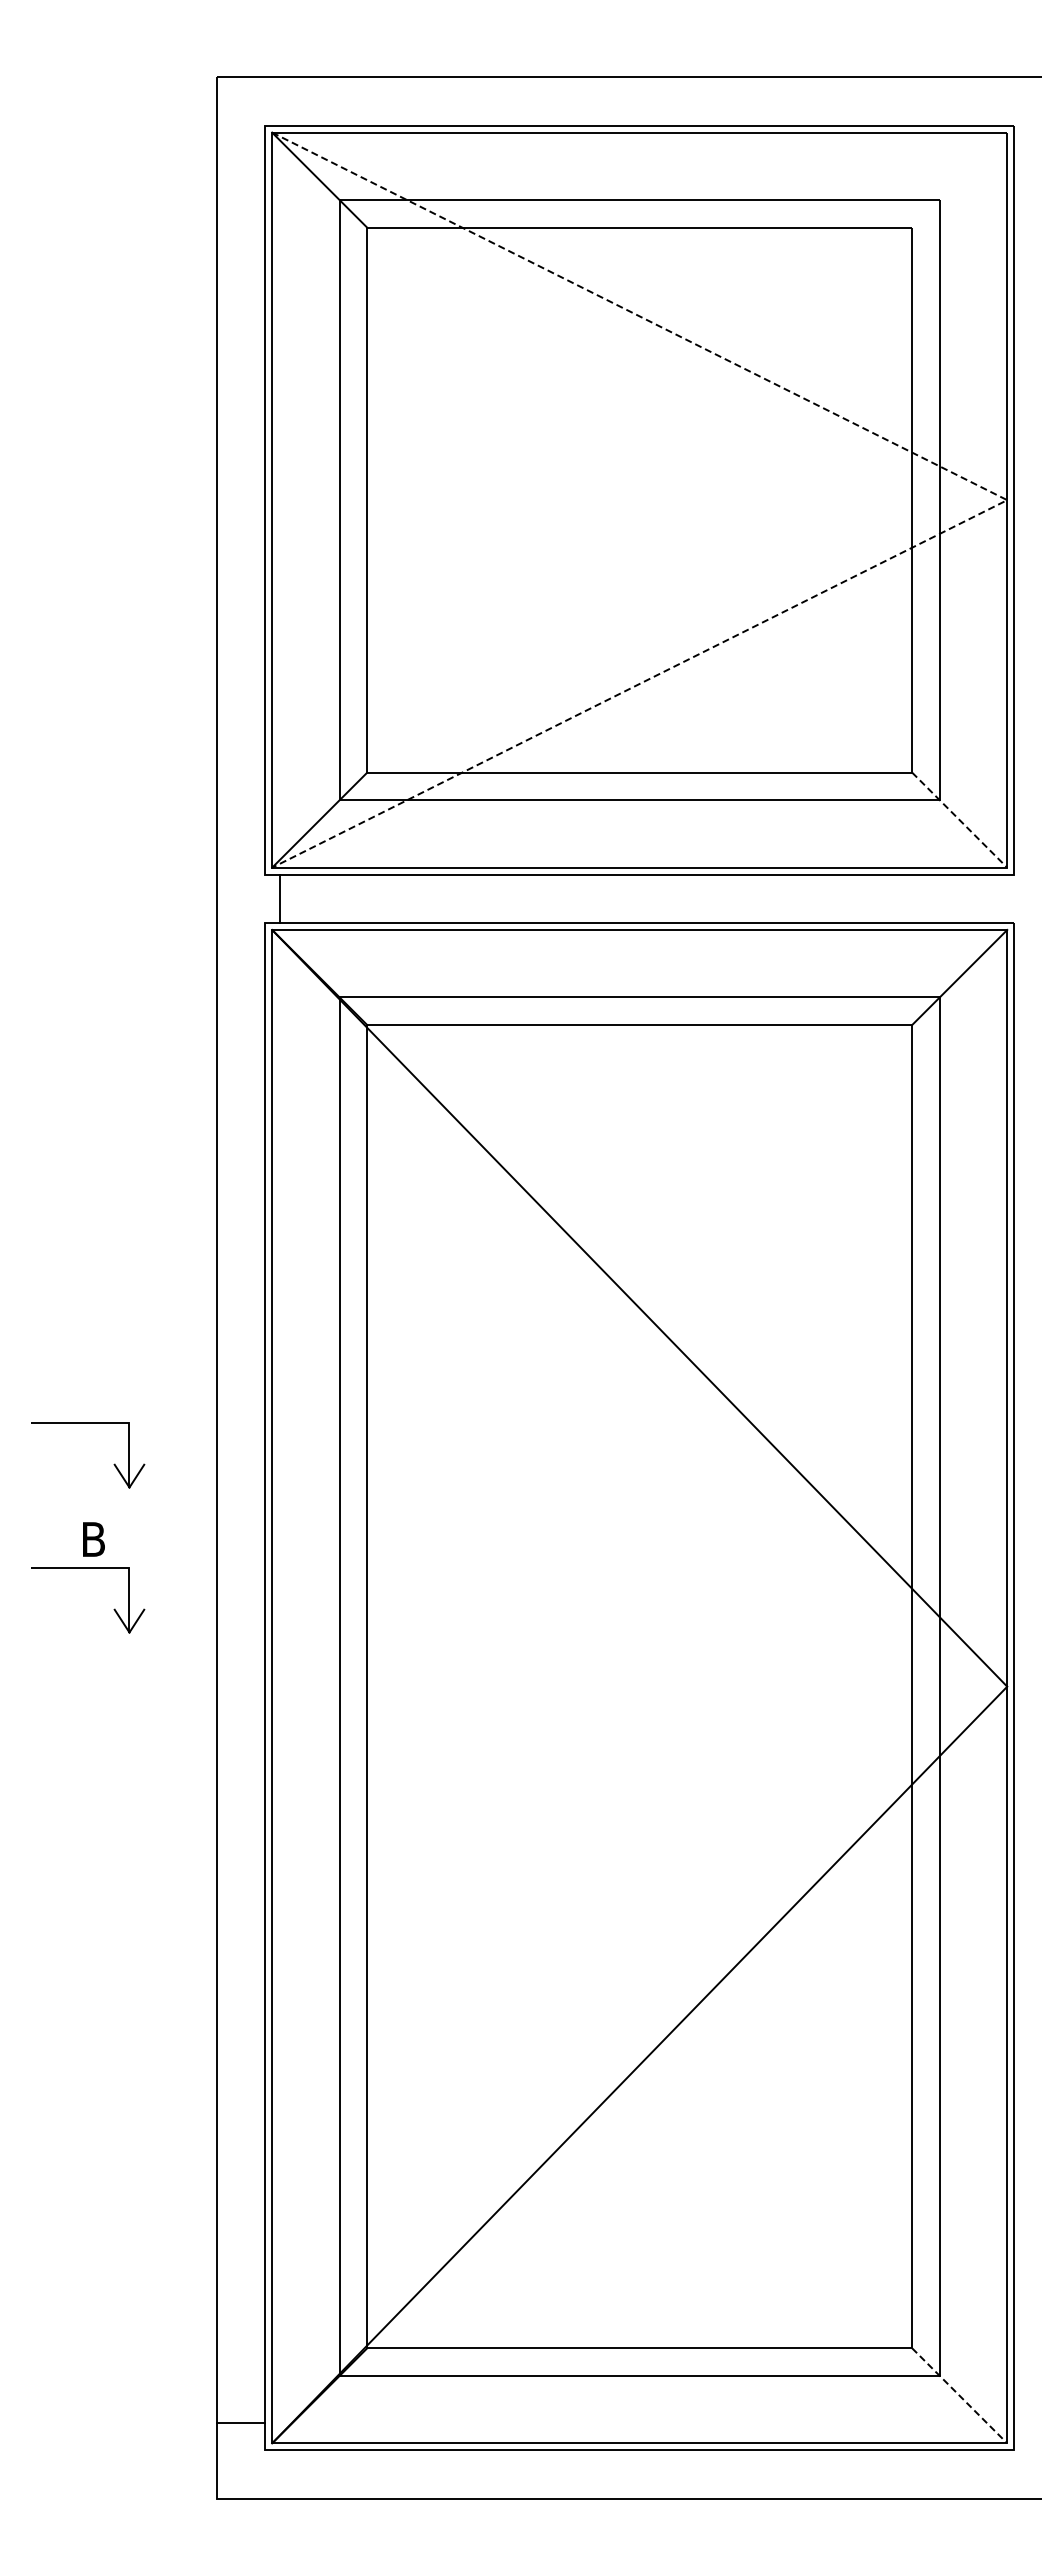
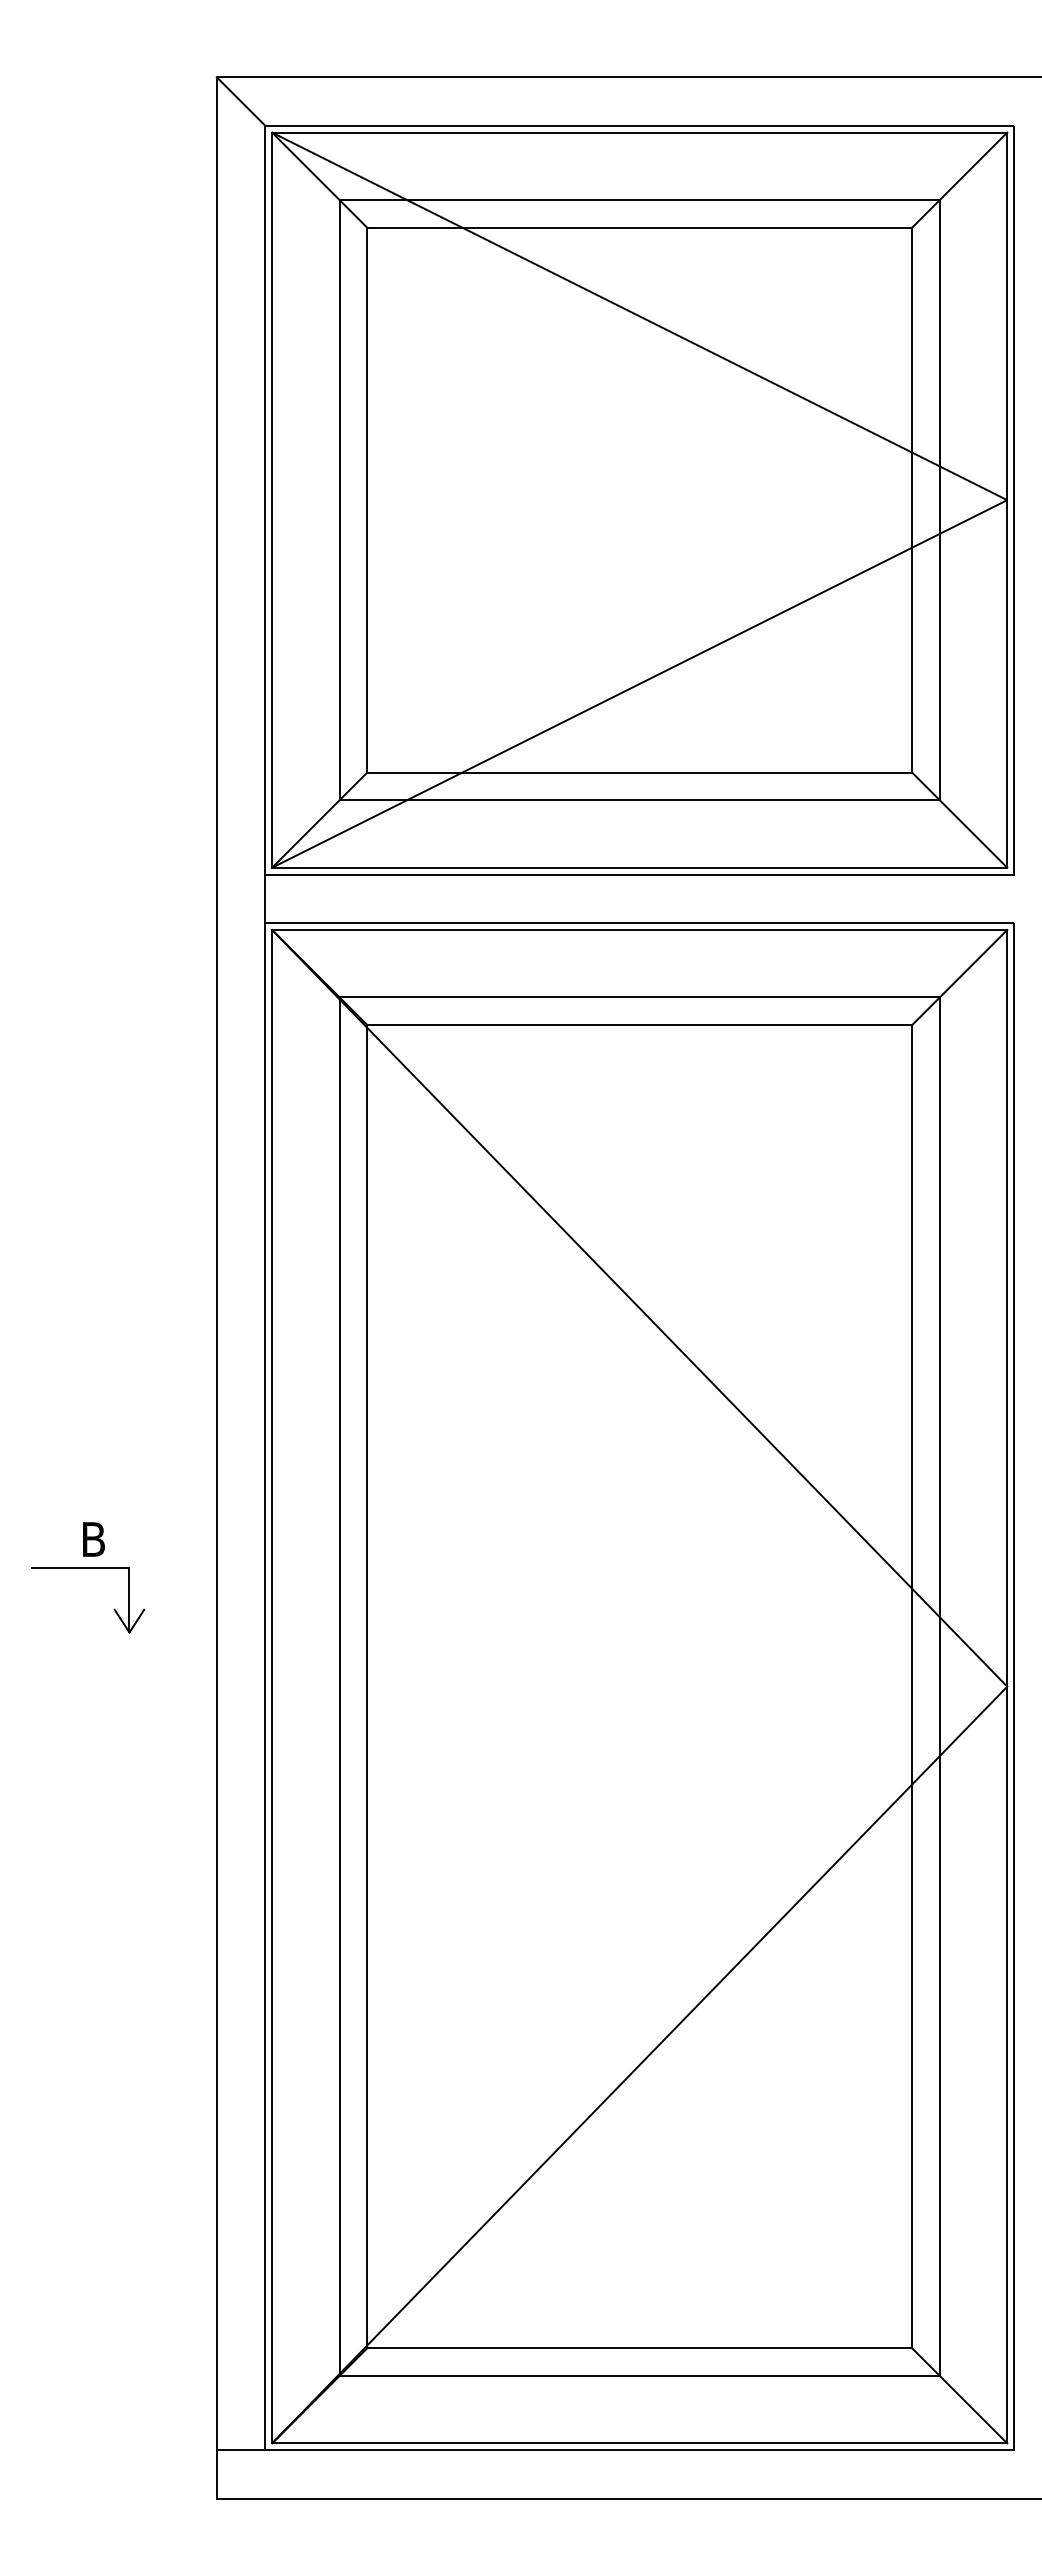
line: none -> present (240, 101)
line: none -> present (959, 179)
line: dashed -> solid (1007, 500)
line: dashed -> solid (960, 820)
line position: (280, 898) -> (265, 898) (265, 898)
part: present -> none (113, 1464)
line: dashed -> solid (960, 2396)
line position: (240, 2423) -> (240, 2450) (240, 2450)
